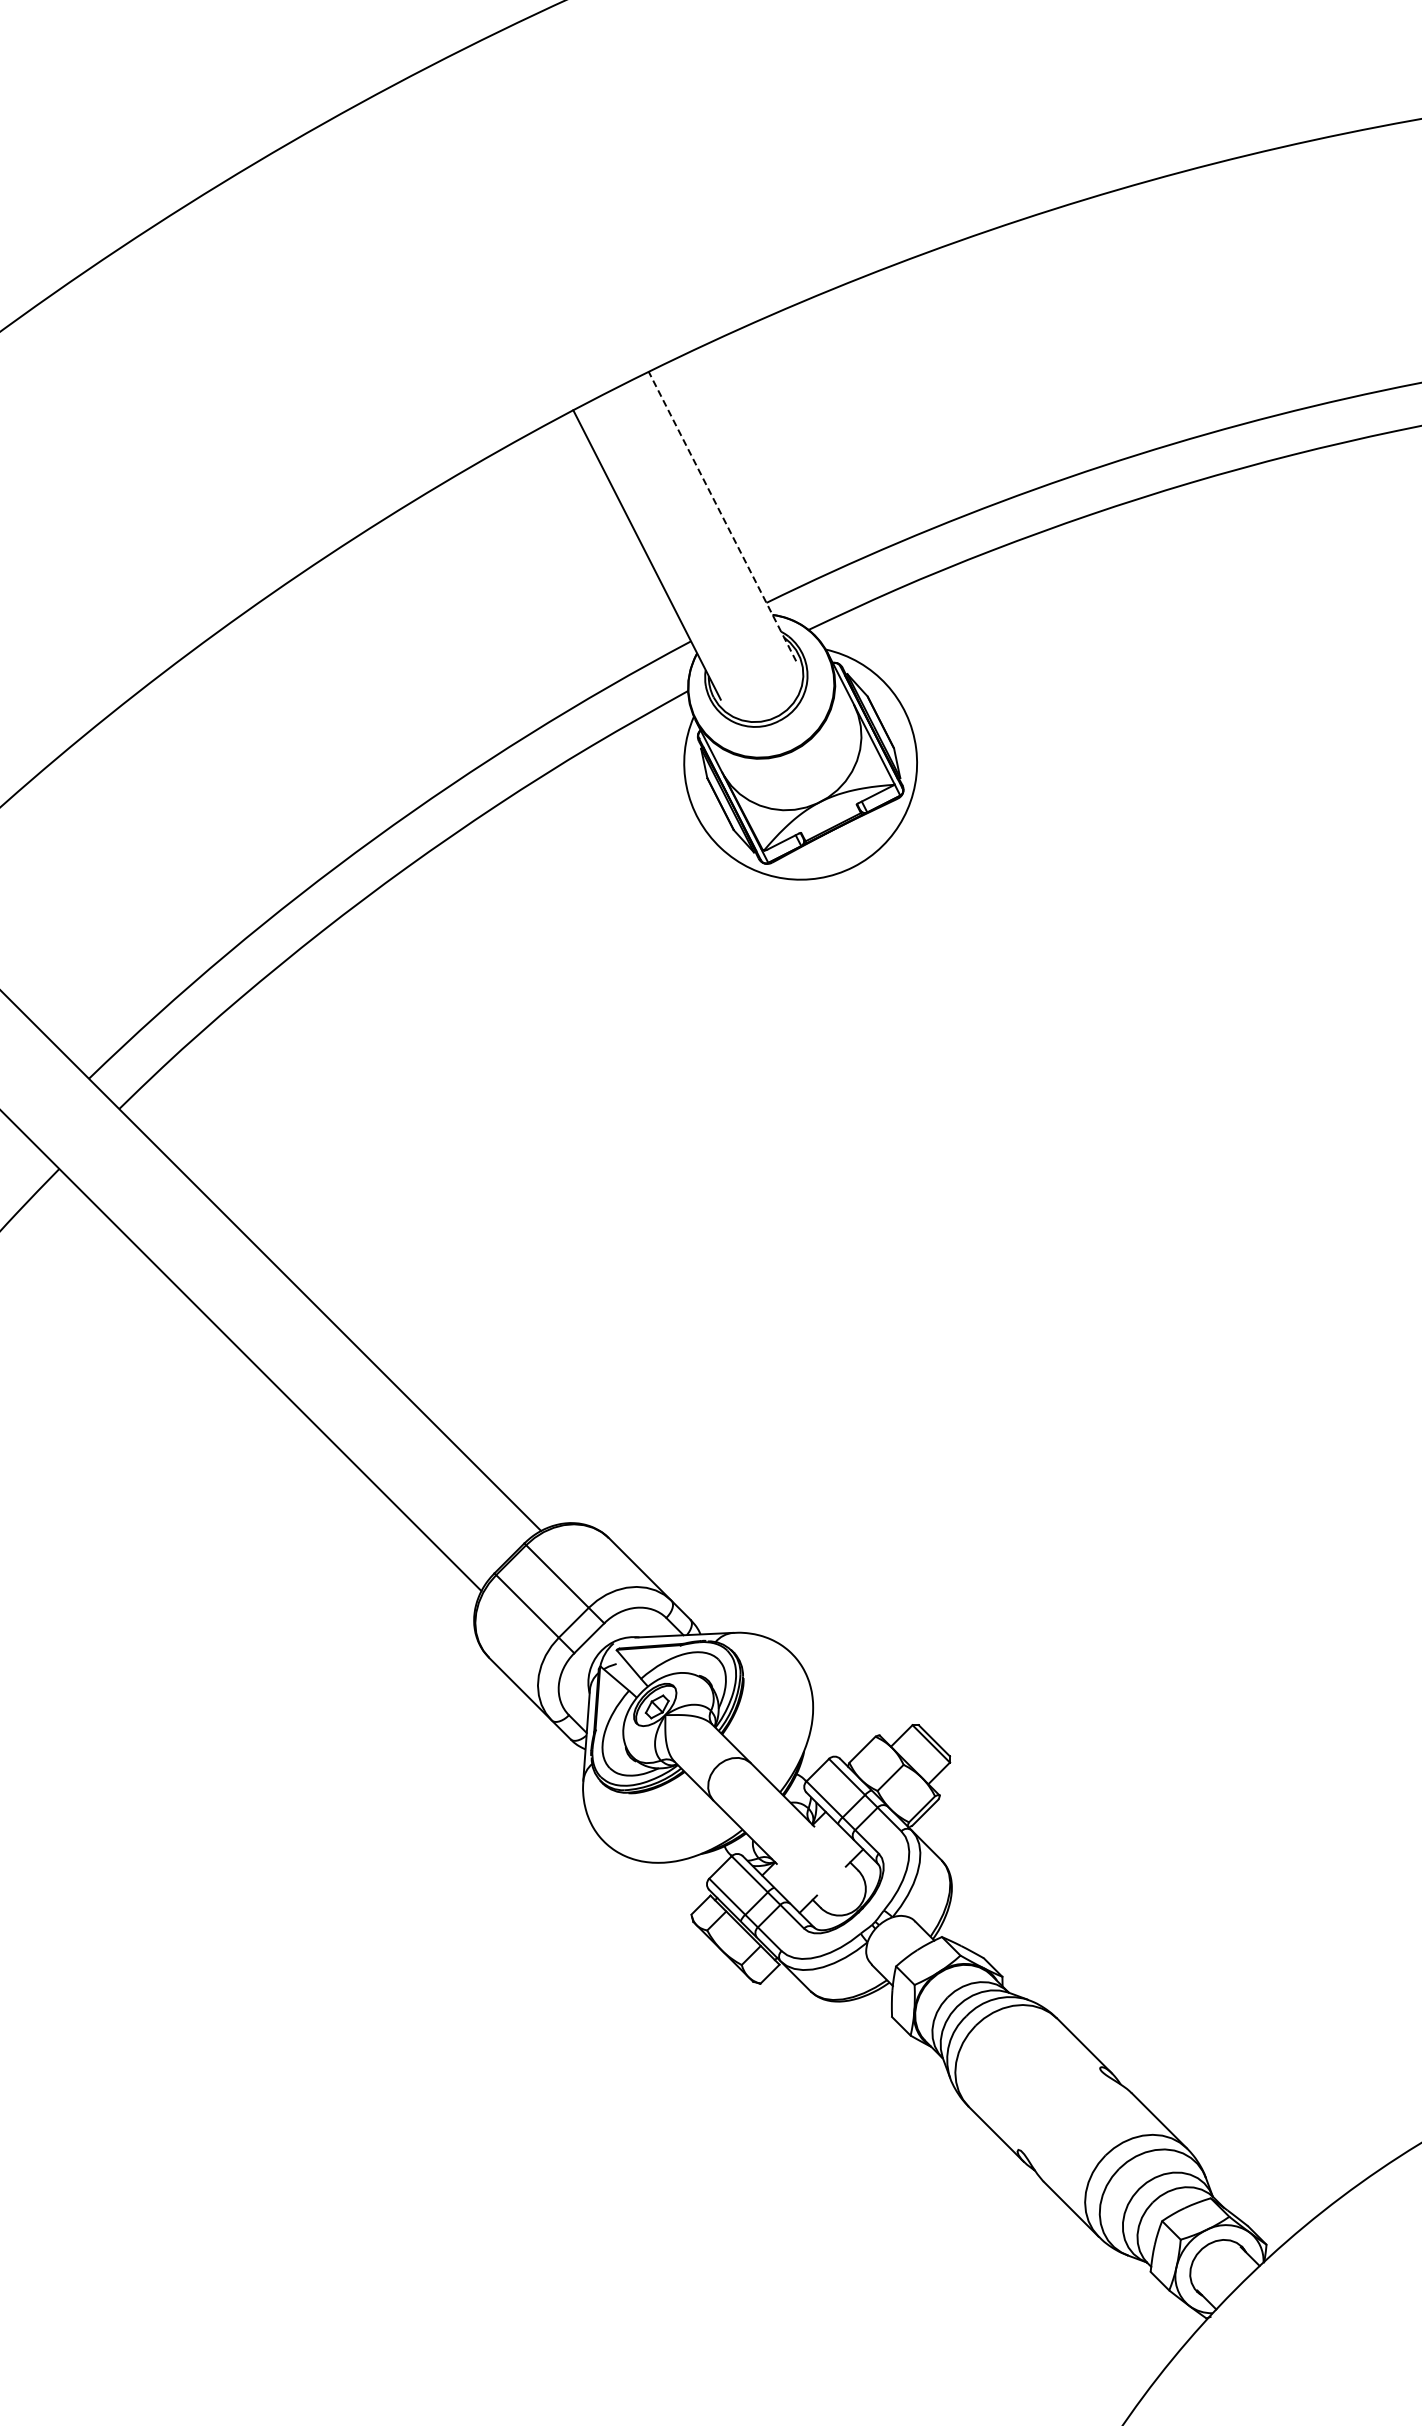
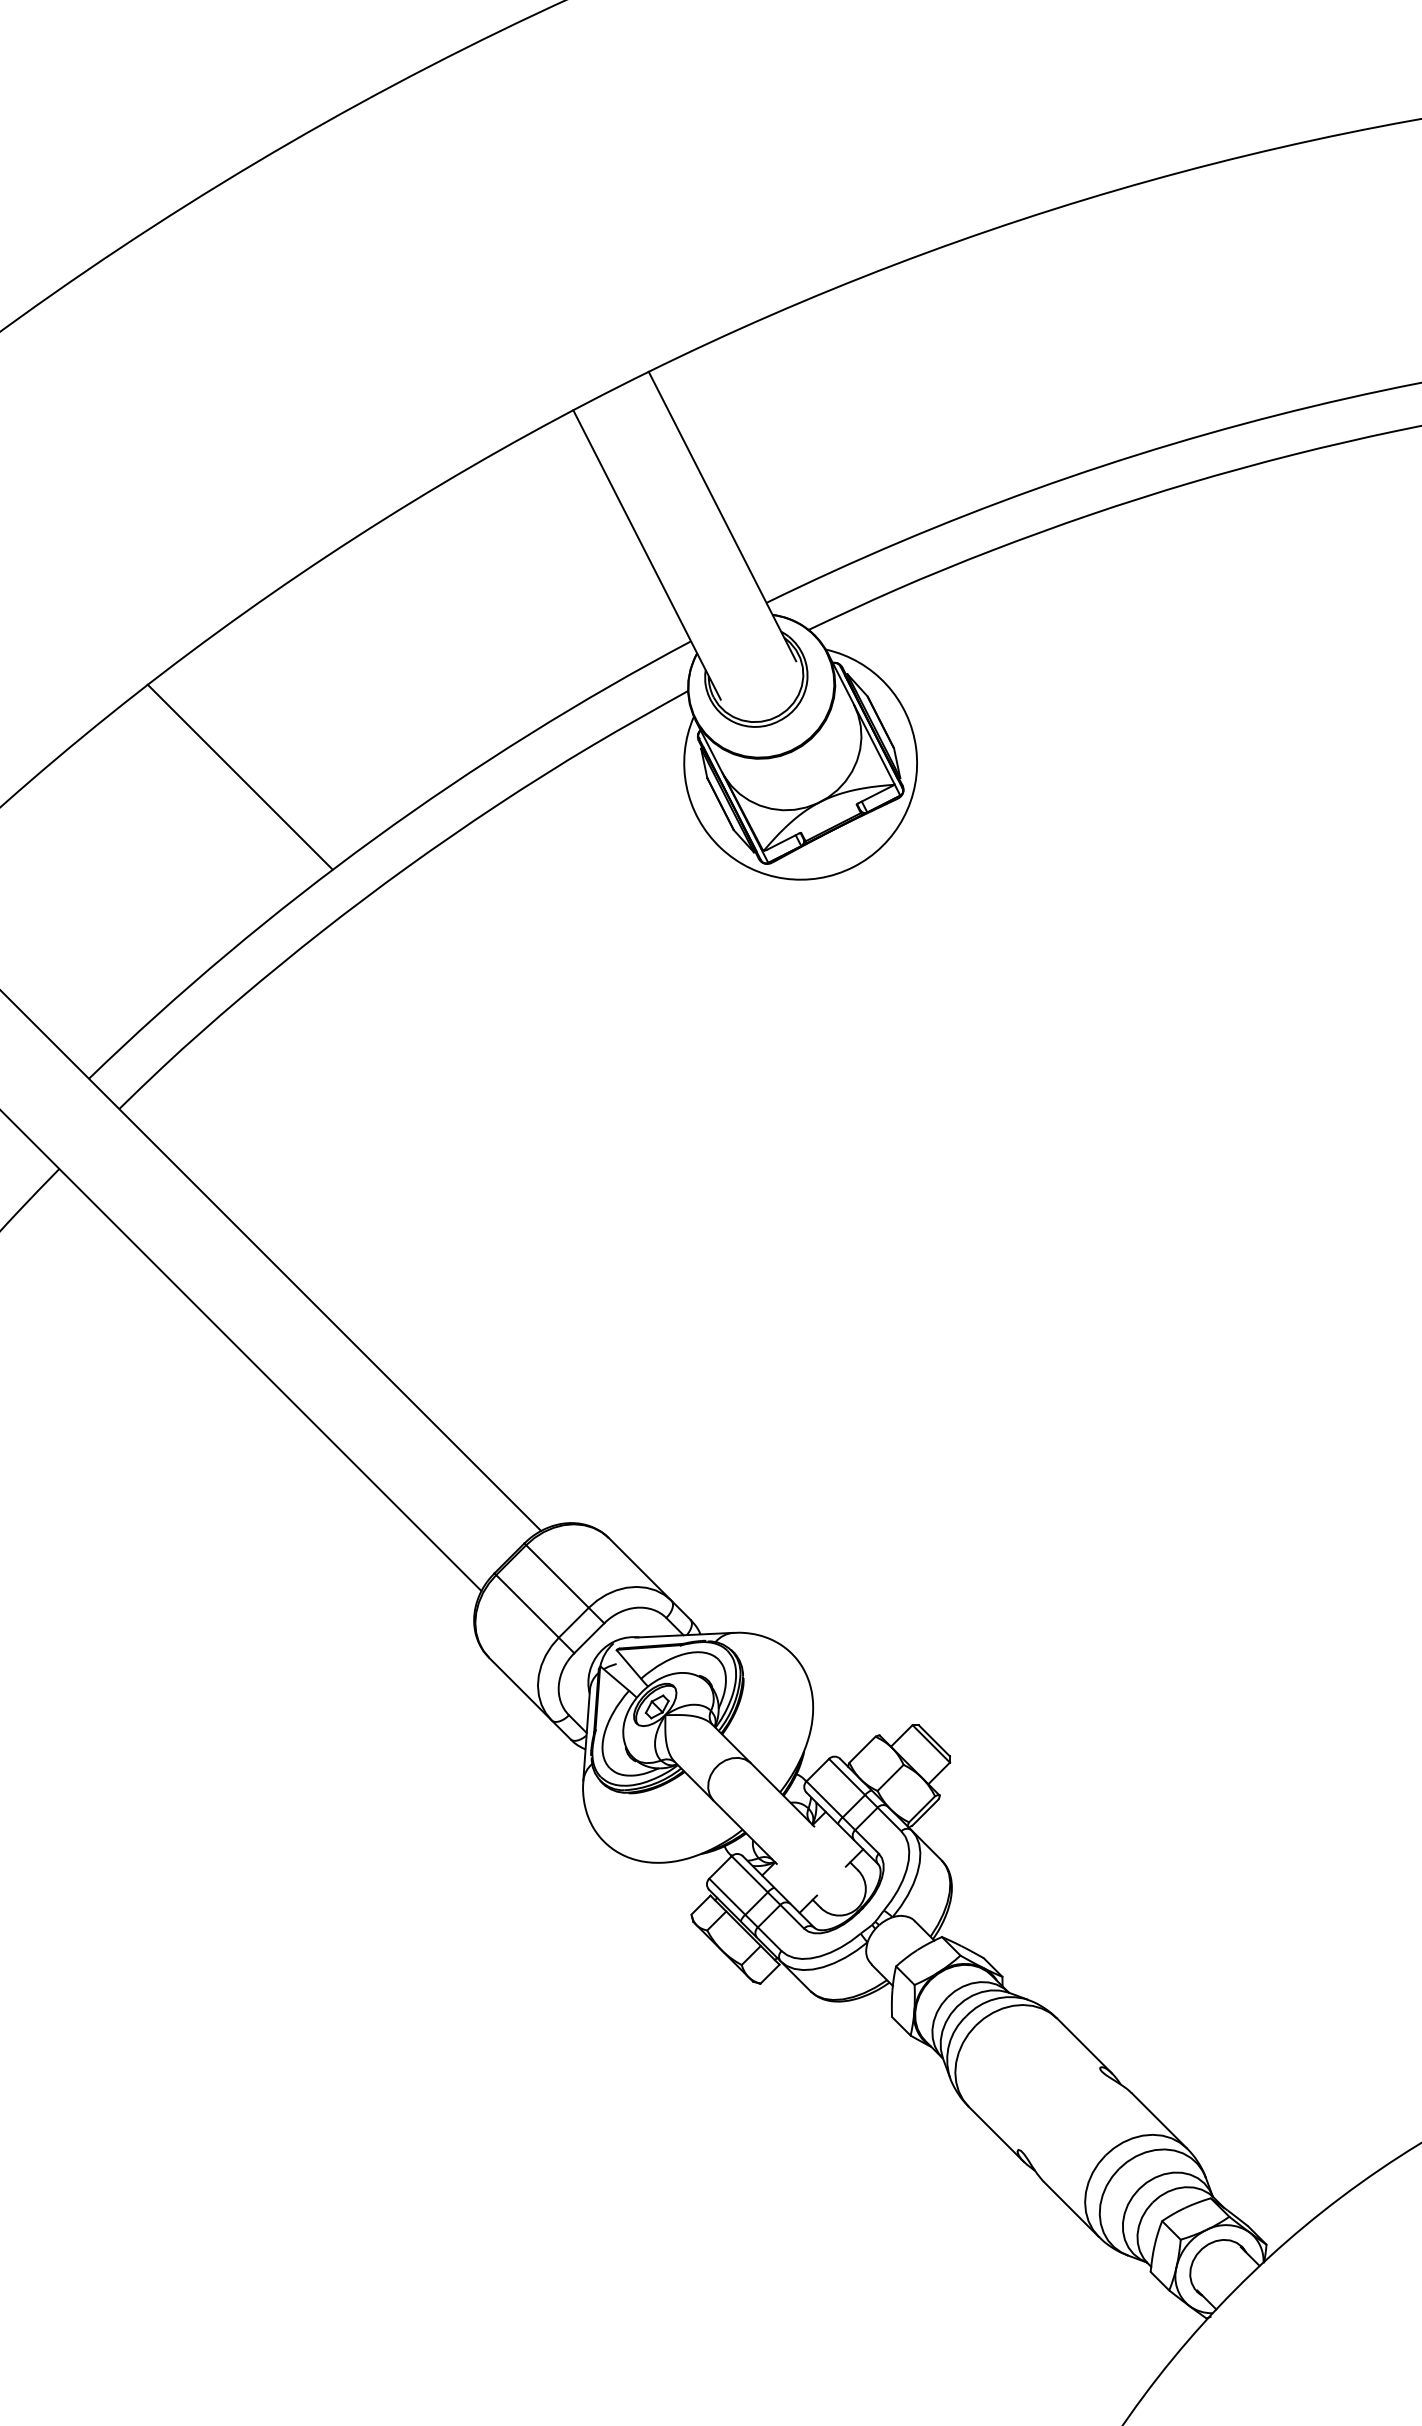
line: dashed -> solid (722, 516)
line: none -> present (239, 776)
